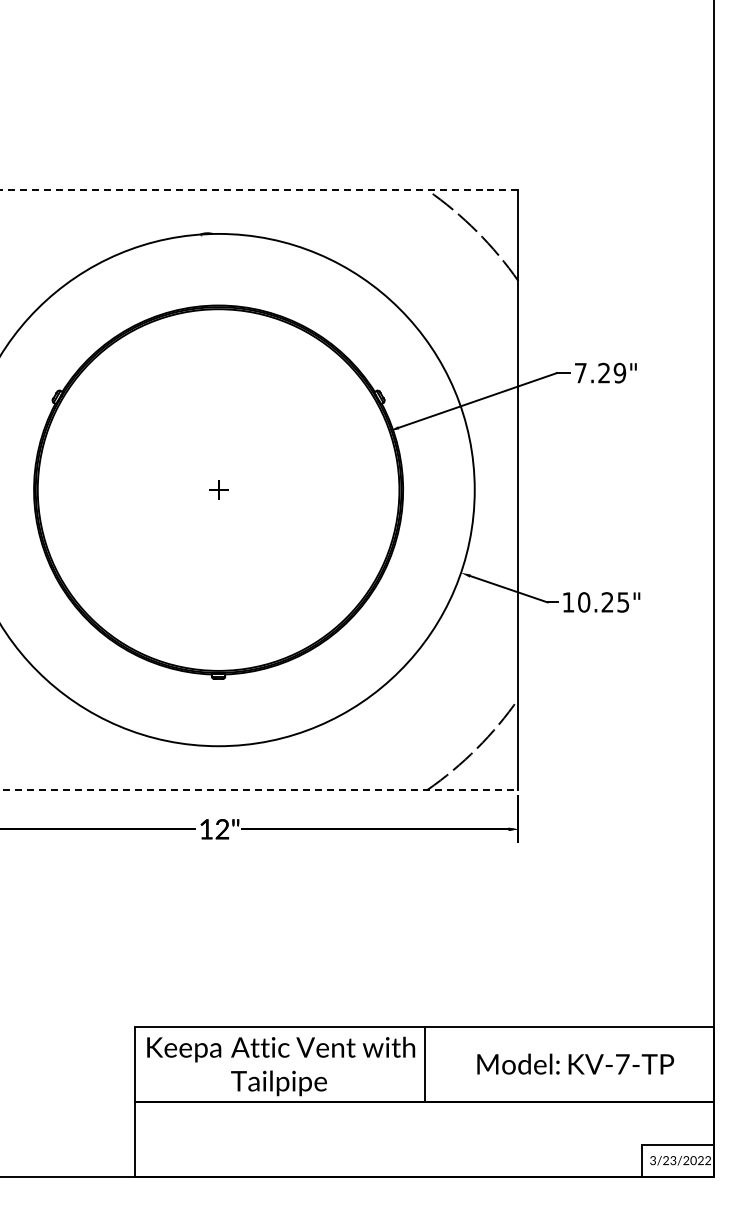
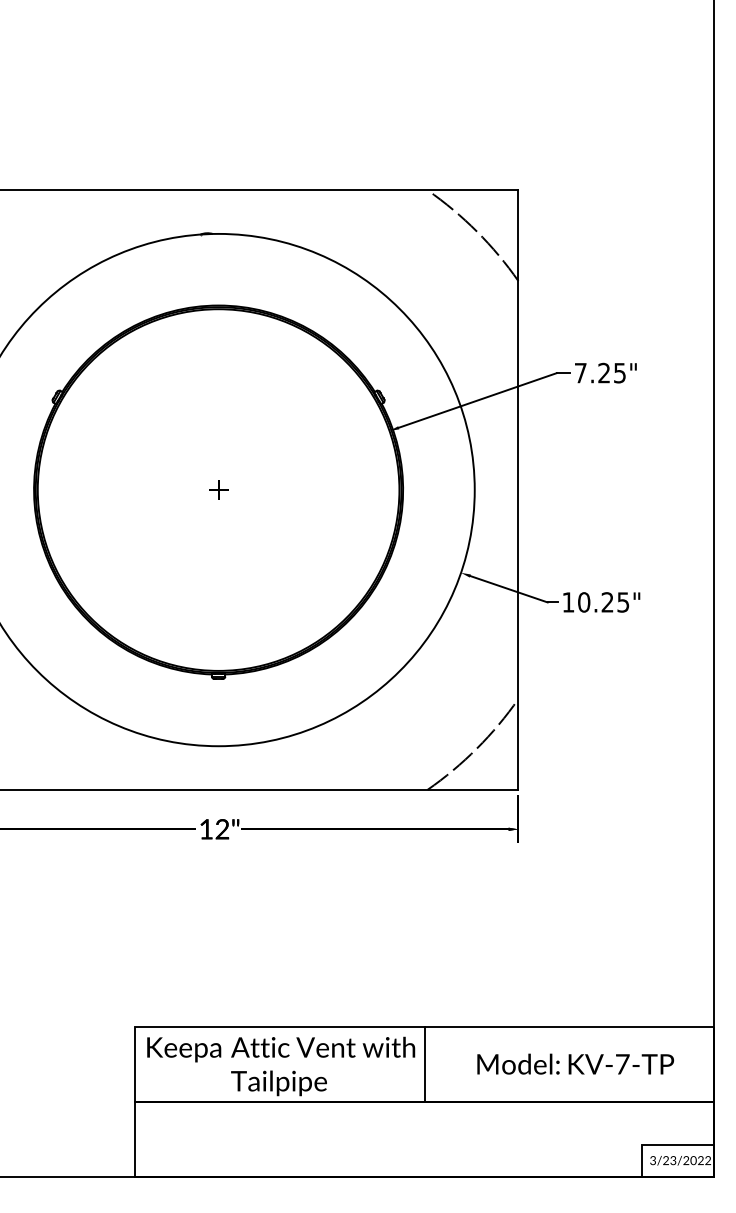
line: dashed -> solid (259, 190)
text: 7.29" -> 7.25" (619, 372)
line: dashed -> solid (259, 789)
